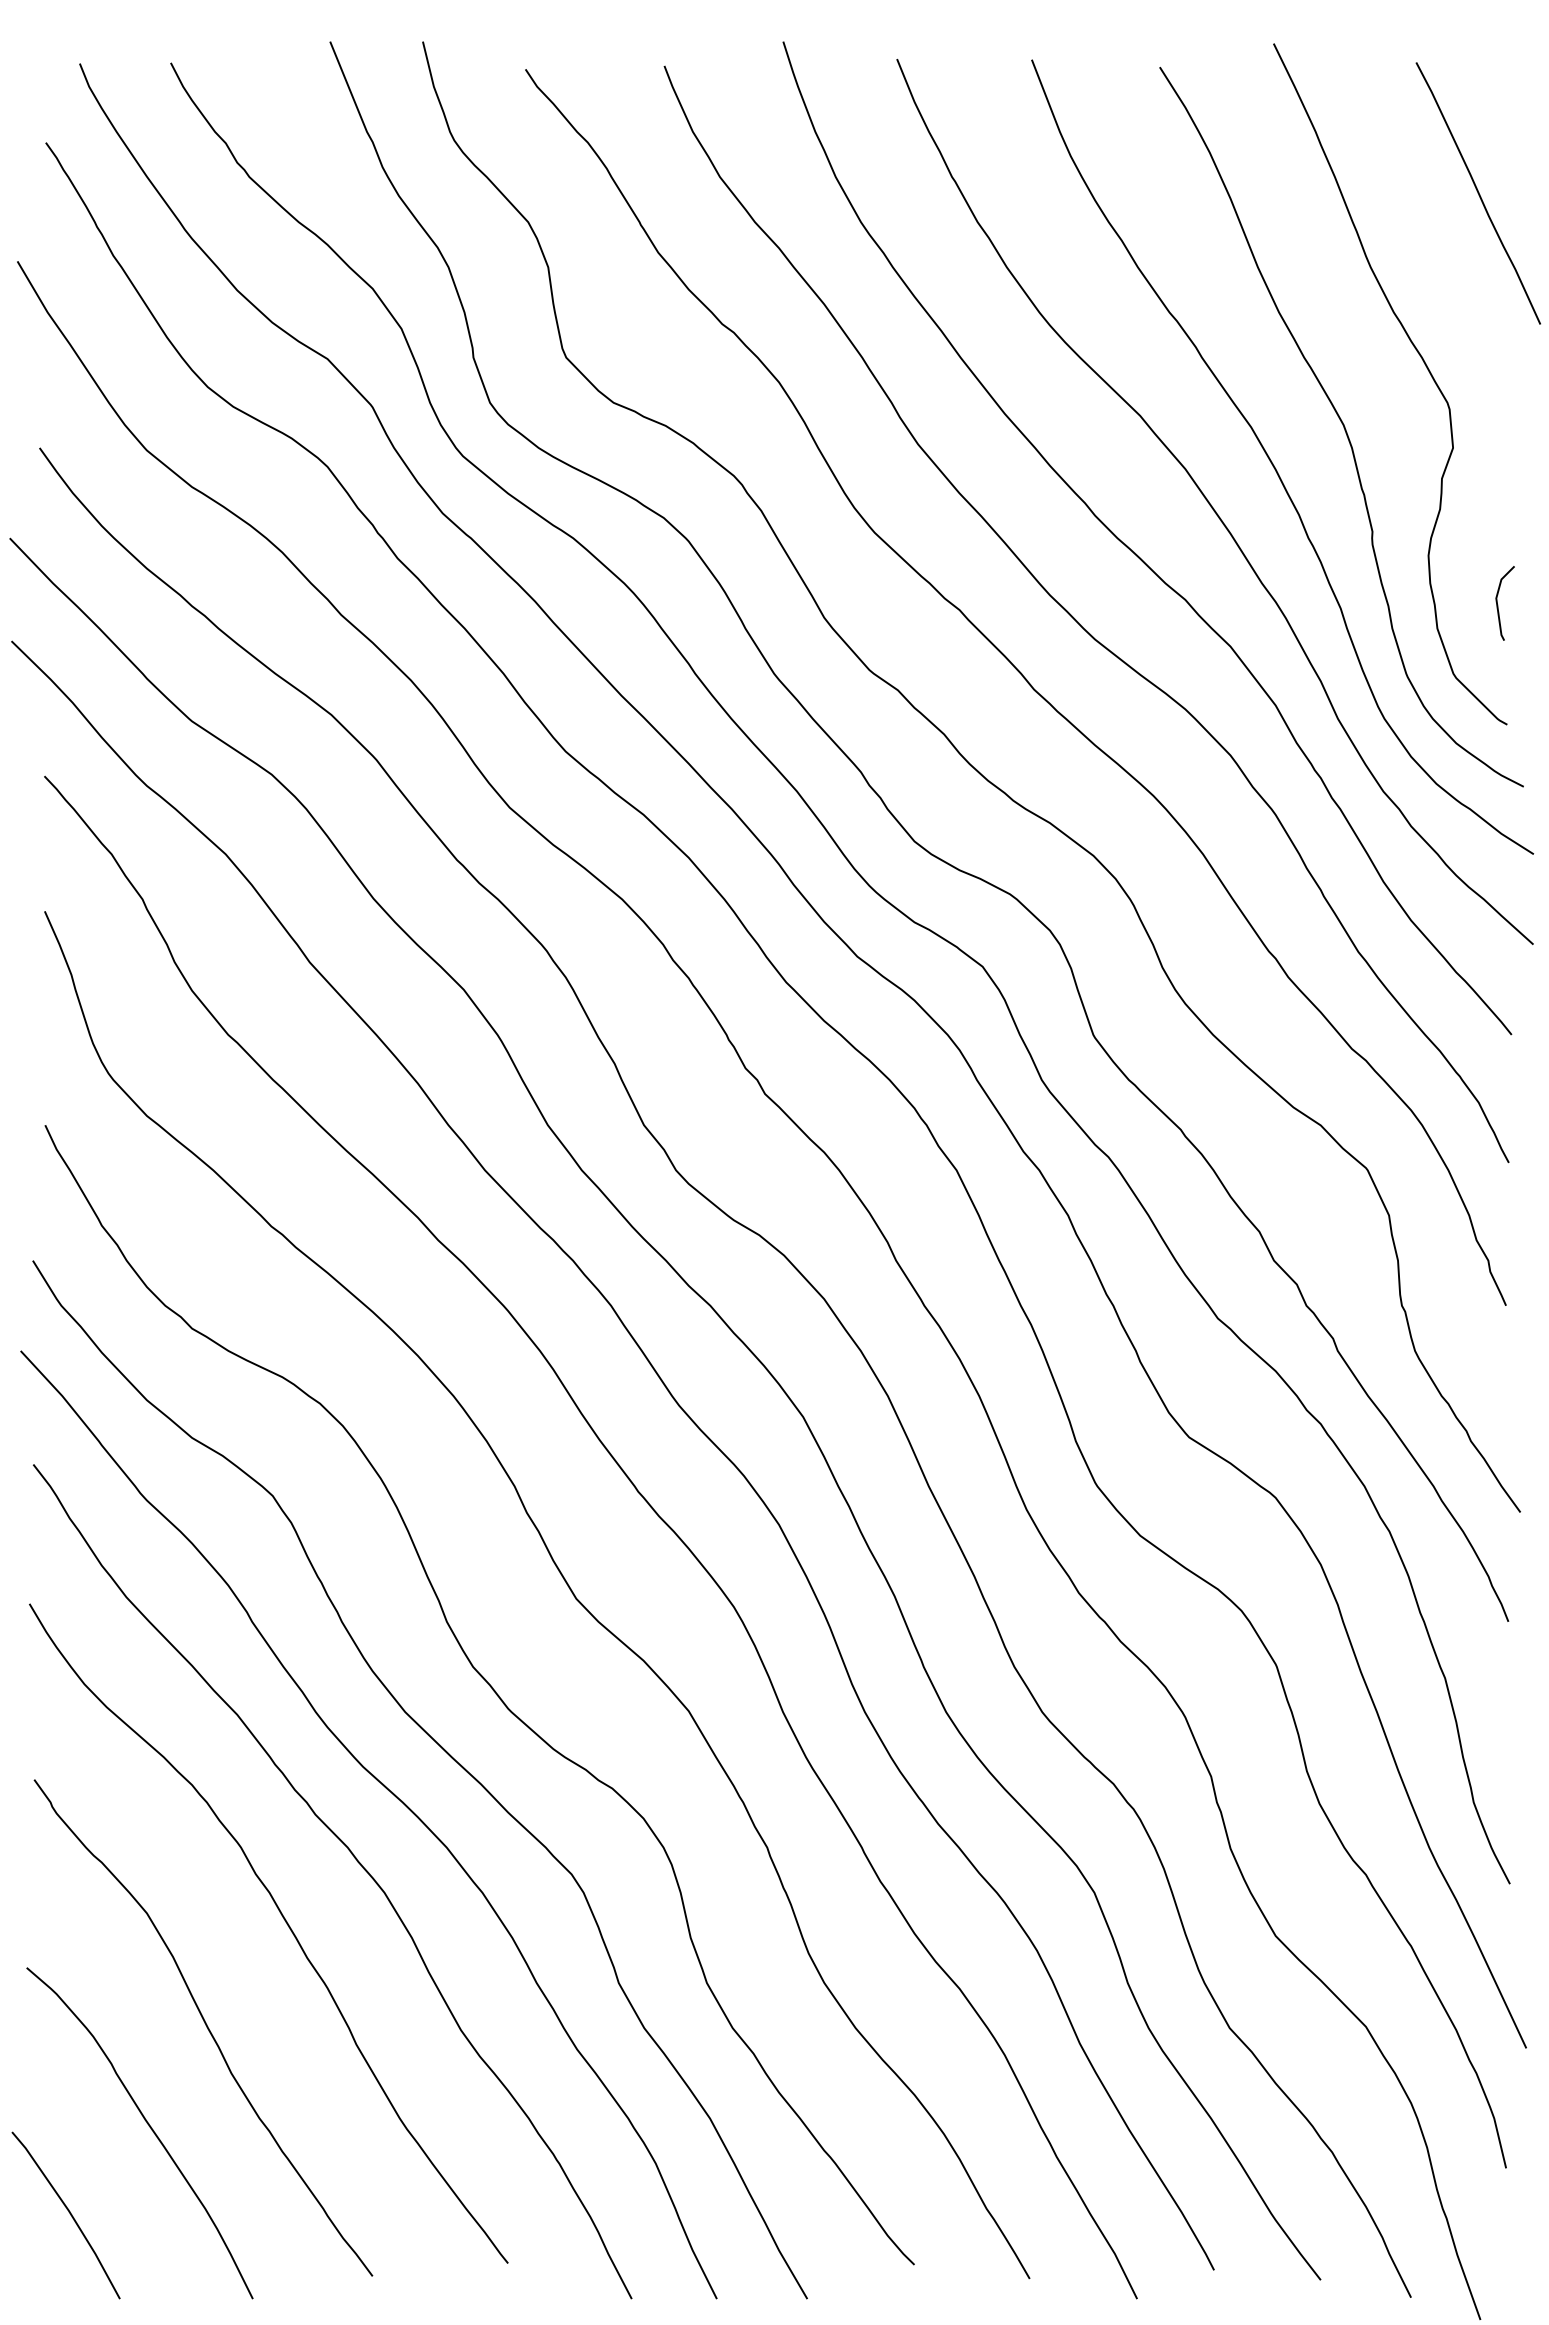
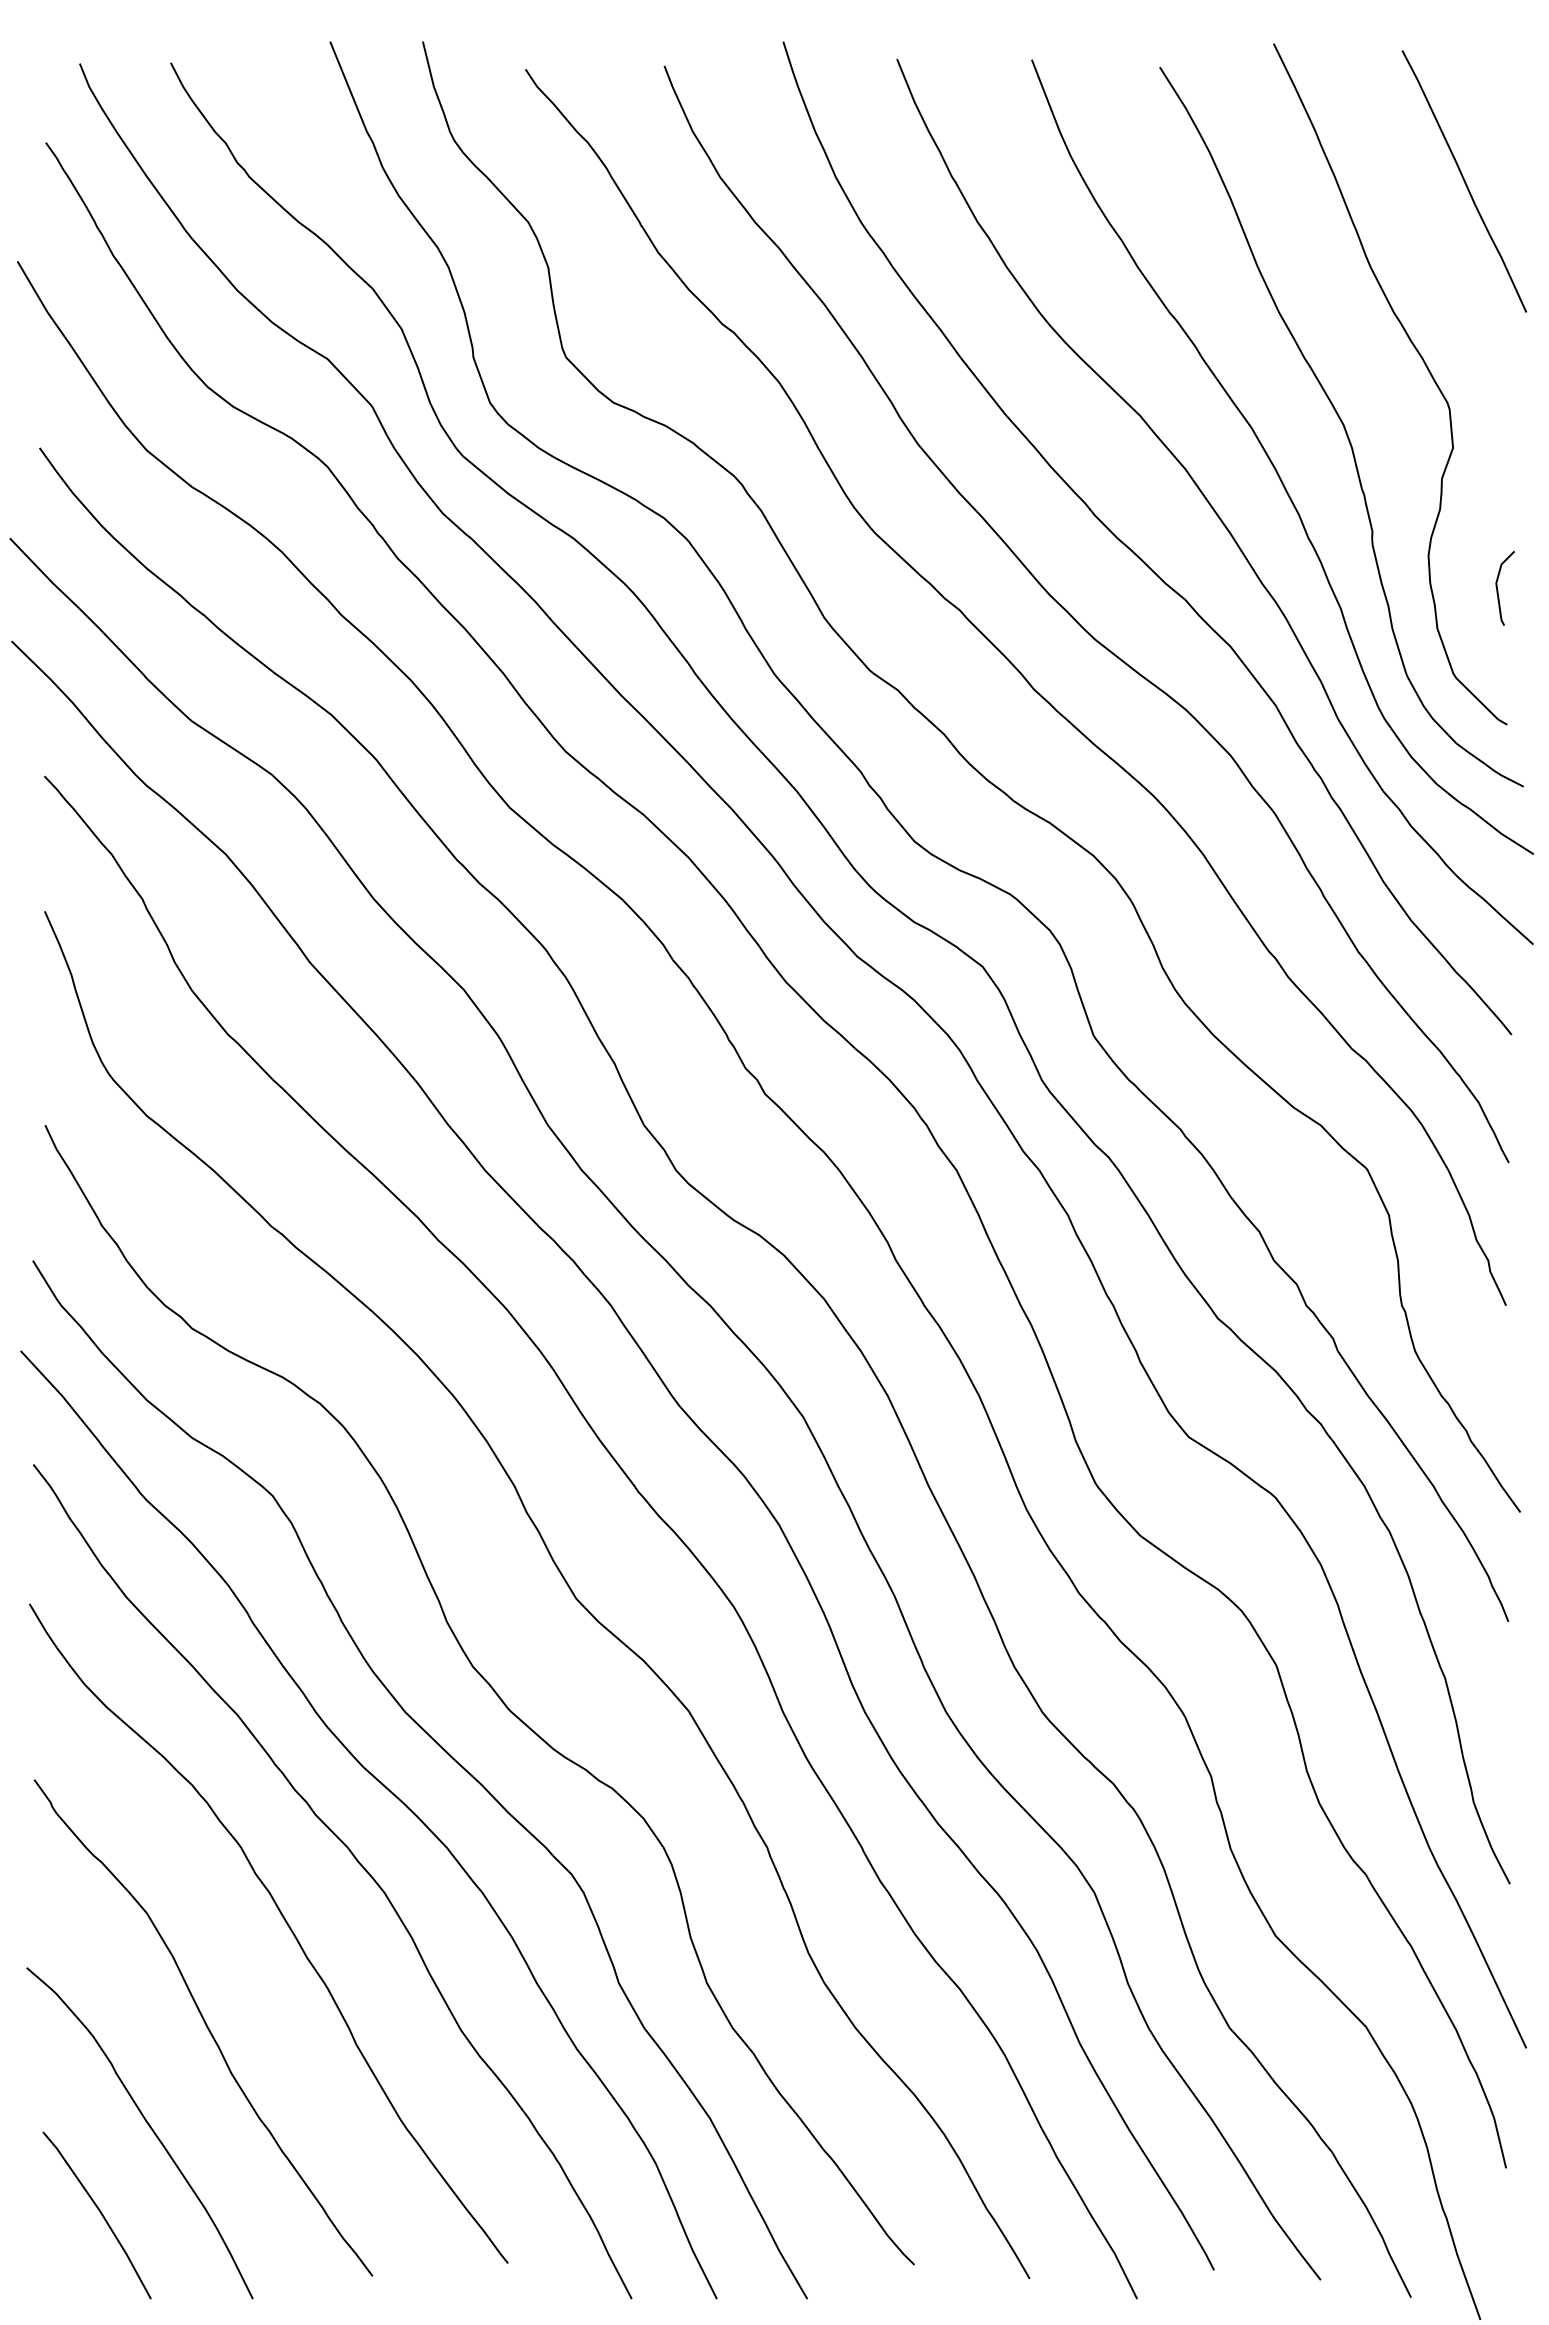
curve position: (1477, 193) -> (1463, 181) (1463, 181)
line position: (1498, 604) -> (1498, 589) (1498, 589)
line position: (68, 2212) -> (99, 2212) (99, 2212)
